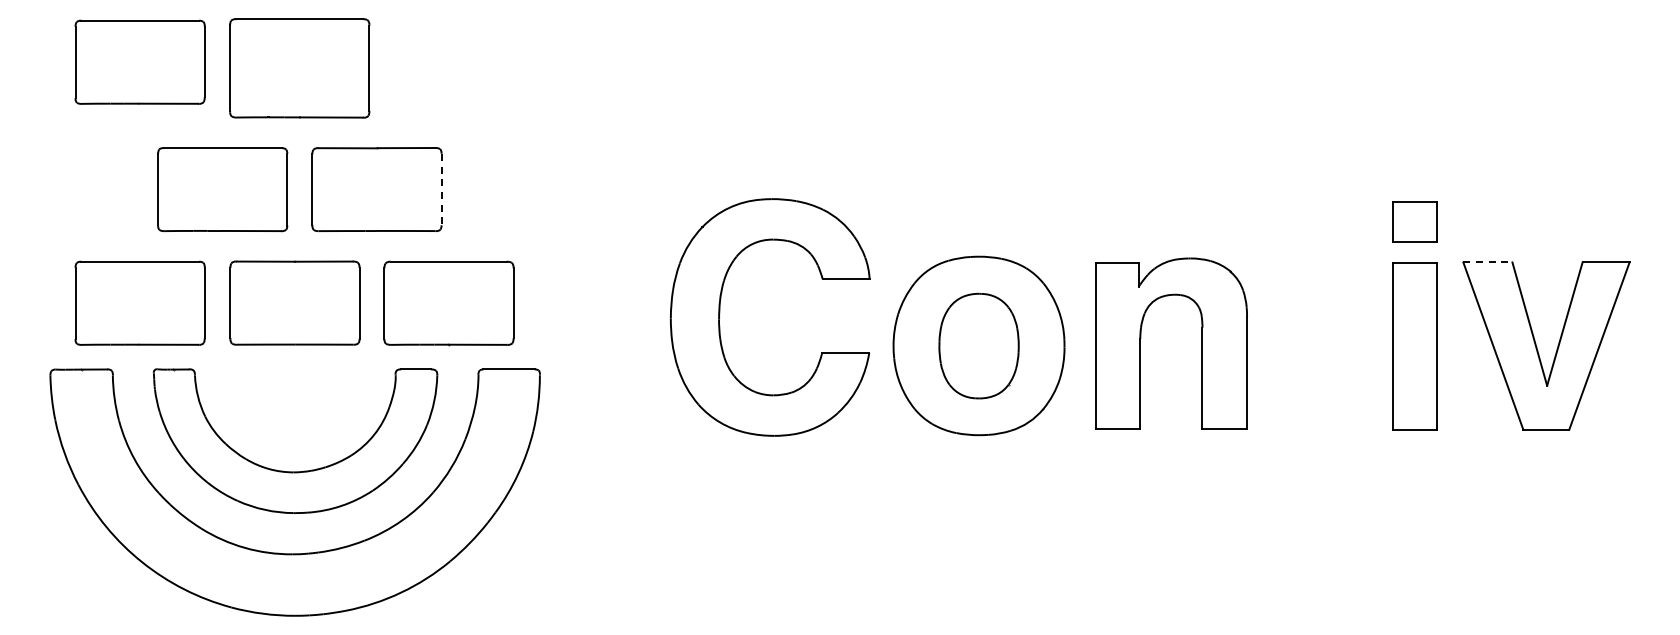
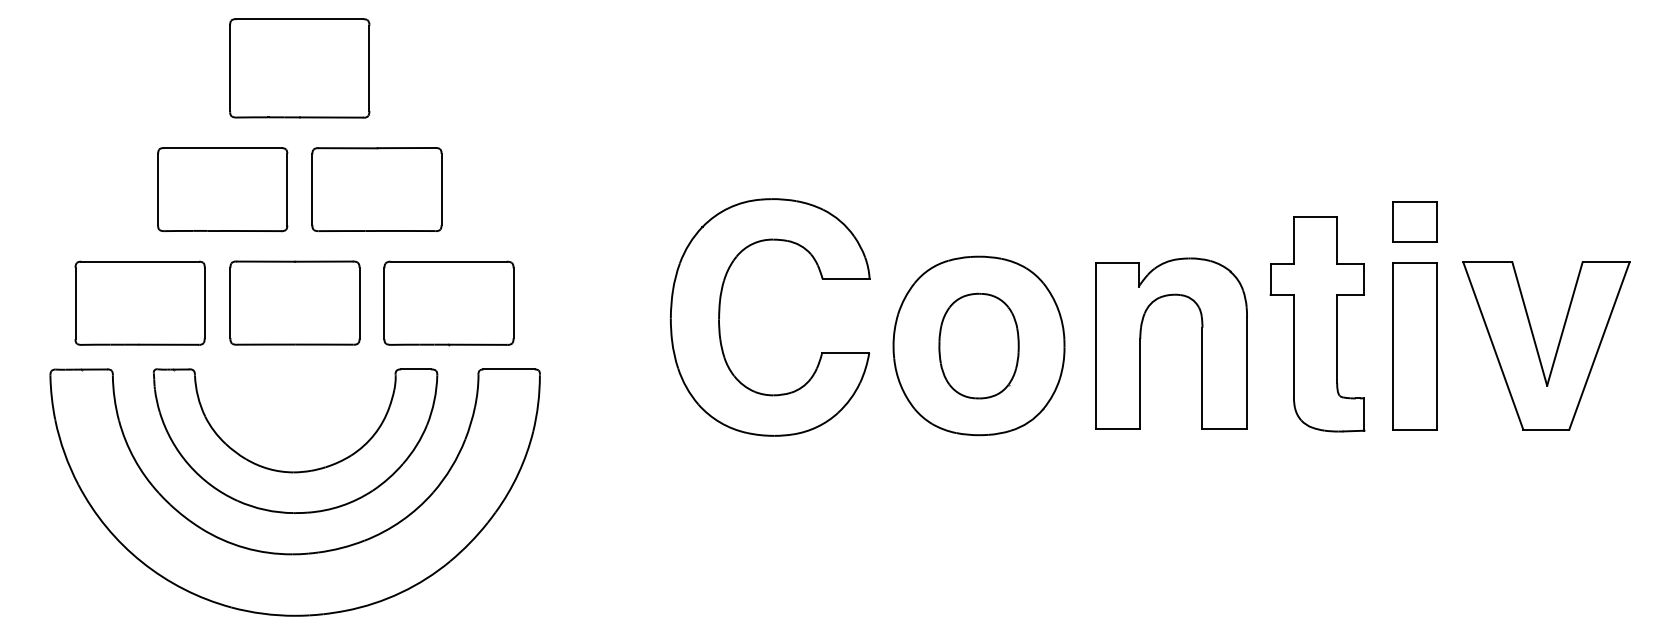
part: present -> none (139, 61)
line: dashed -> solid (441, 189)
line: dashed -> solid (1487, 262)
part: none -> present (1317, 324)
